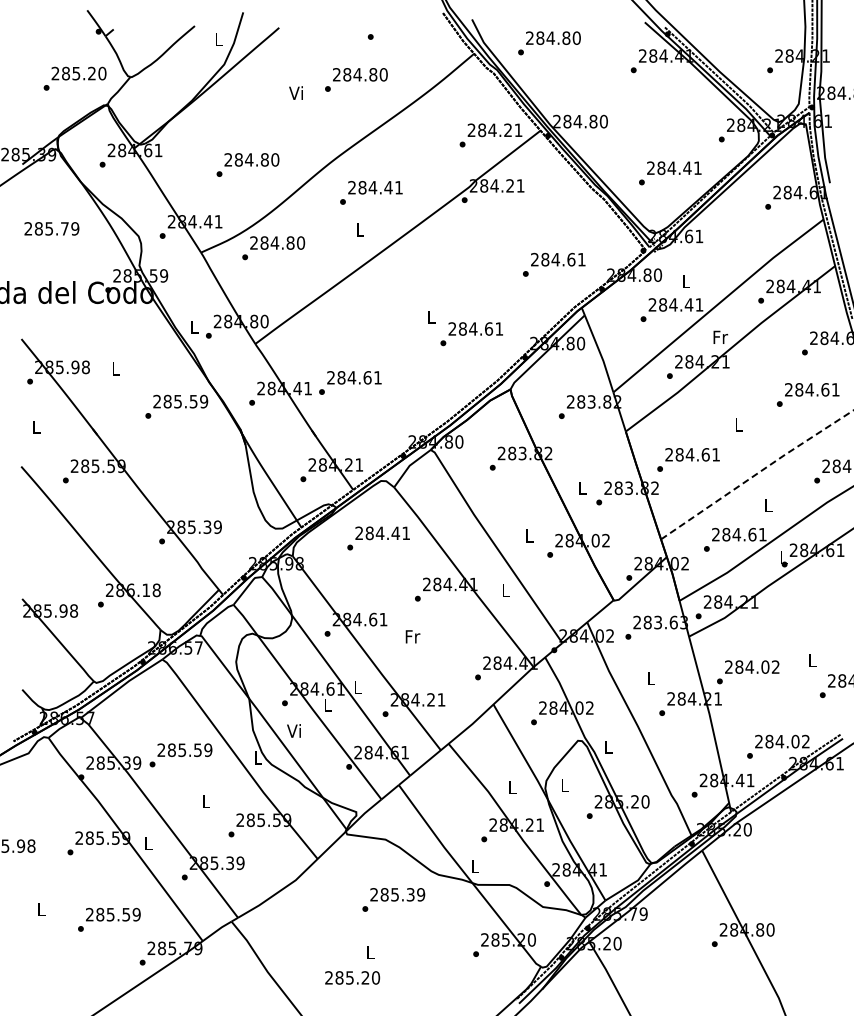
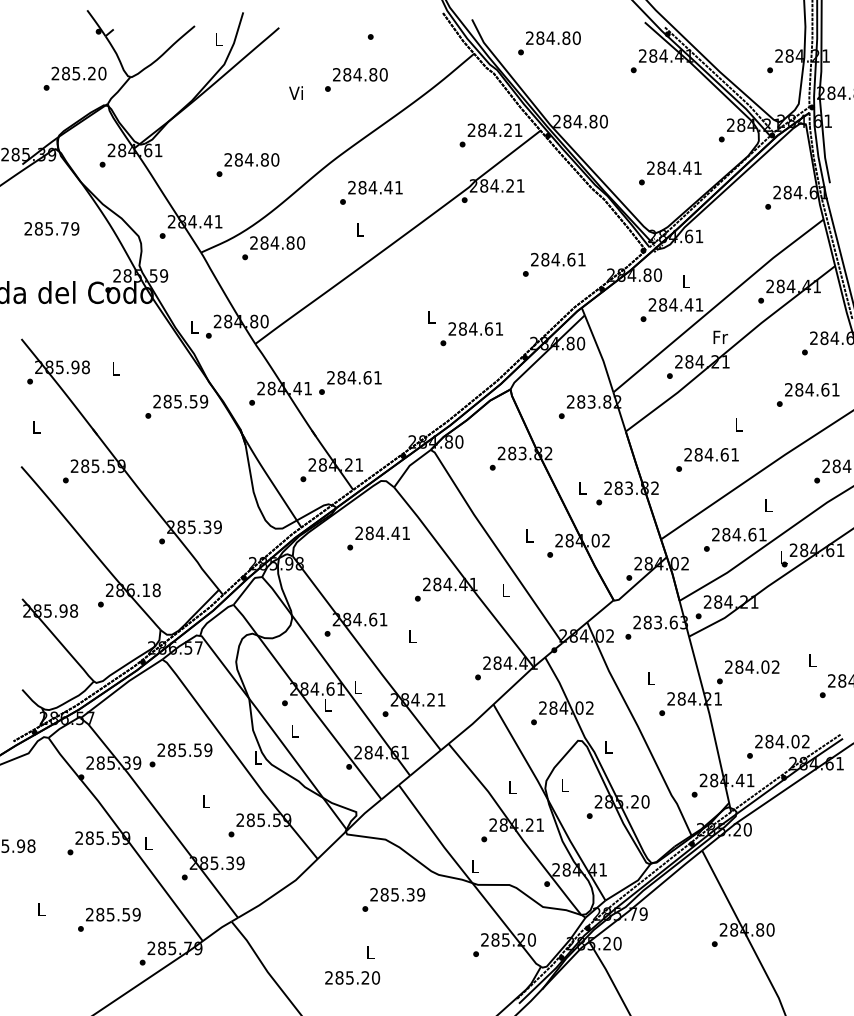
text position: (688, 459) -> (707, 459) (707, 459)
line: dashed -> solid (757, 473)
text: Fr -> L (412, 636)
text: Vi -> L (293, 730)
